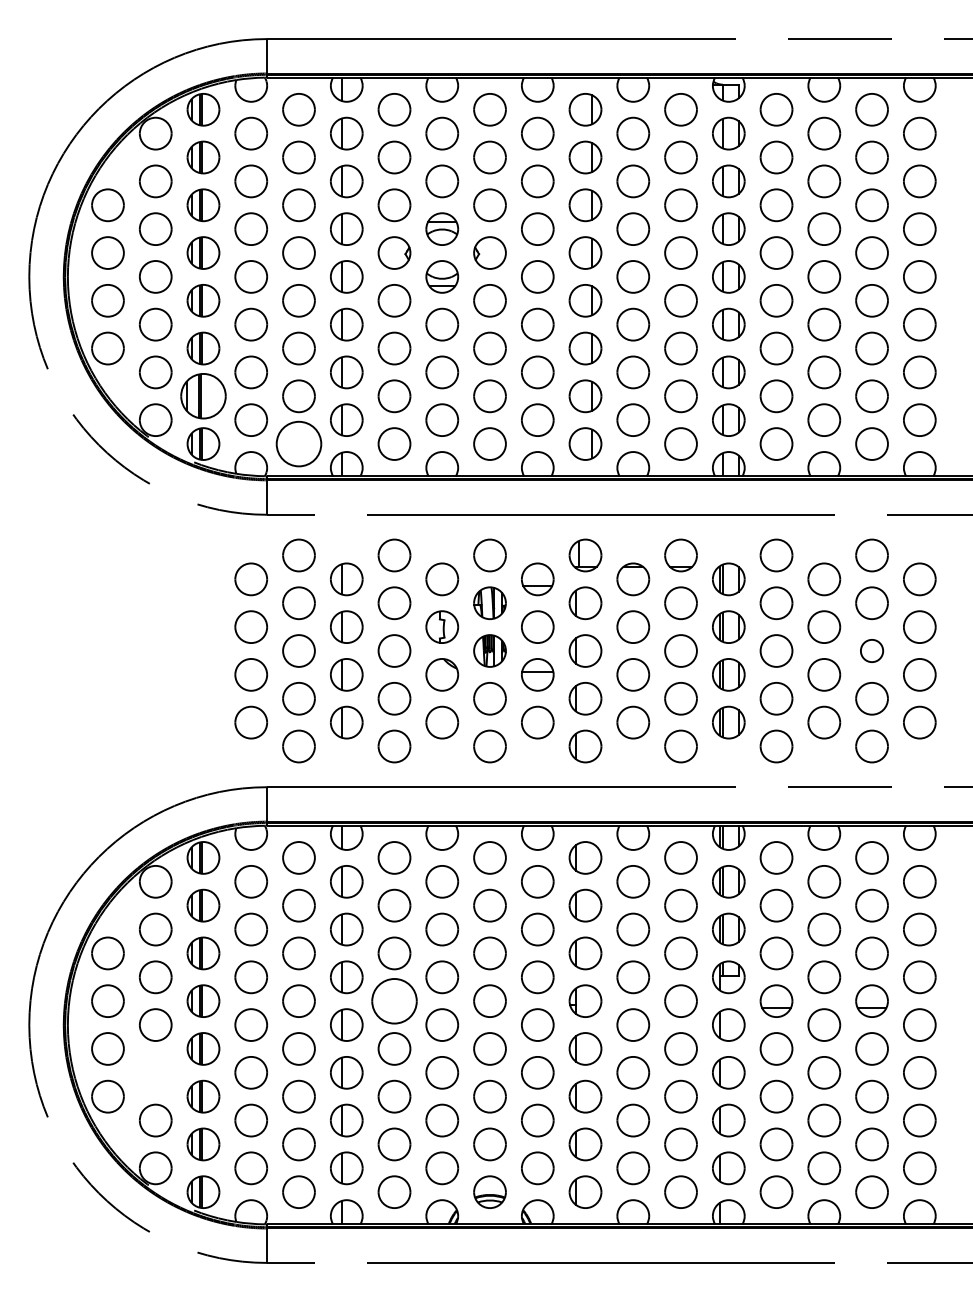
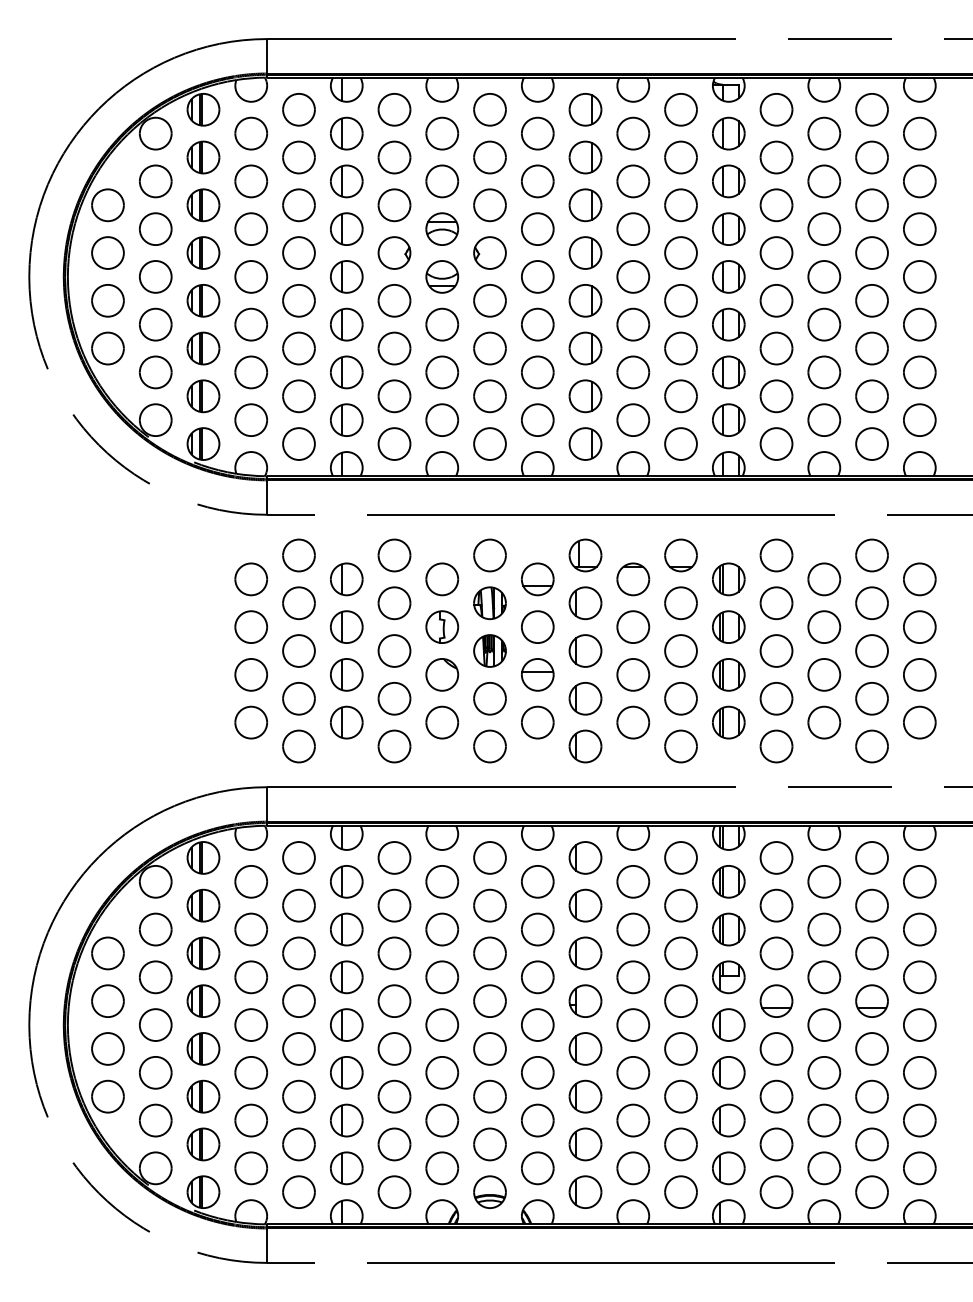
part size: 47x47 px -> 35x35 px (203, 396)
part size: 48x48 px -> 34x34 px (298, 443)
part size: 25x24 px -> 34x34 px (871, 650)
part size: 47x47 px -> 35x34 px (394, 1000)
part: none -> present (155, 1072)
